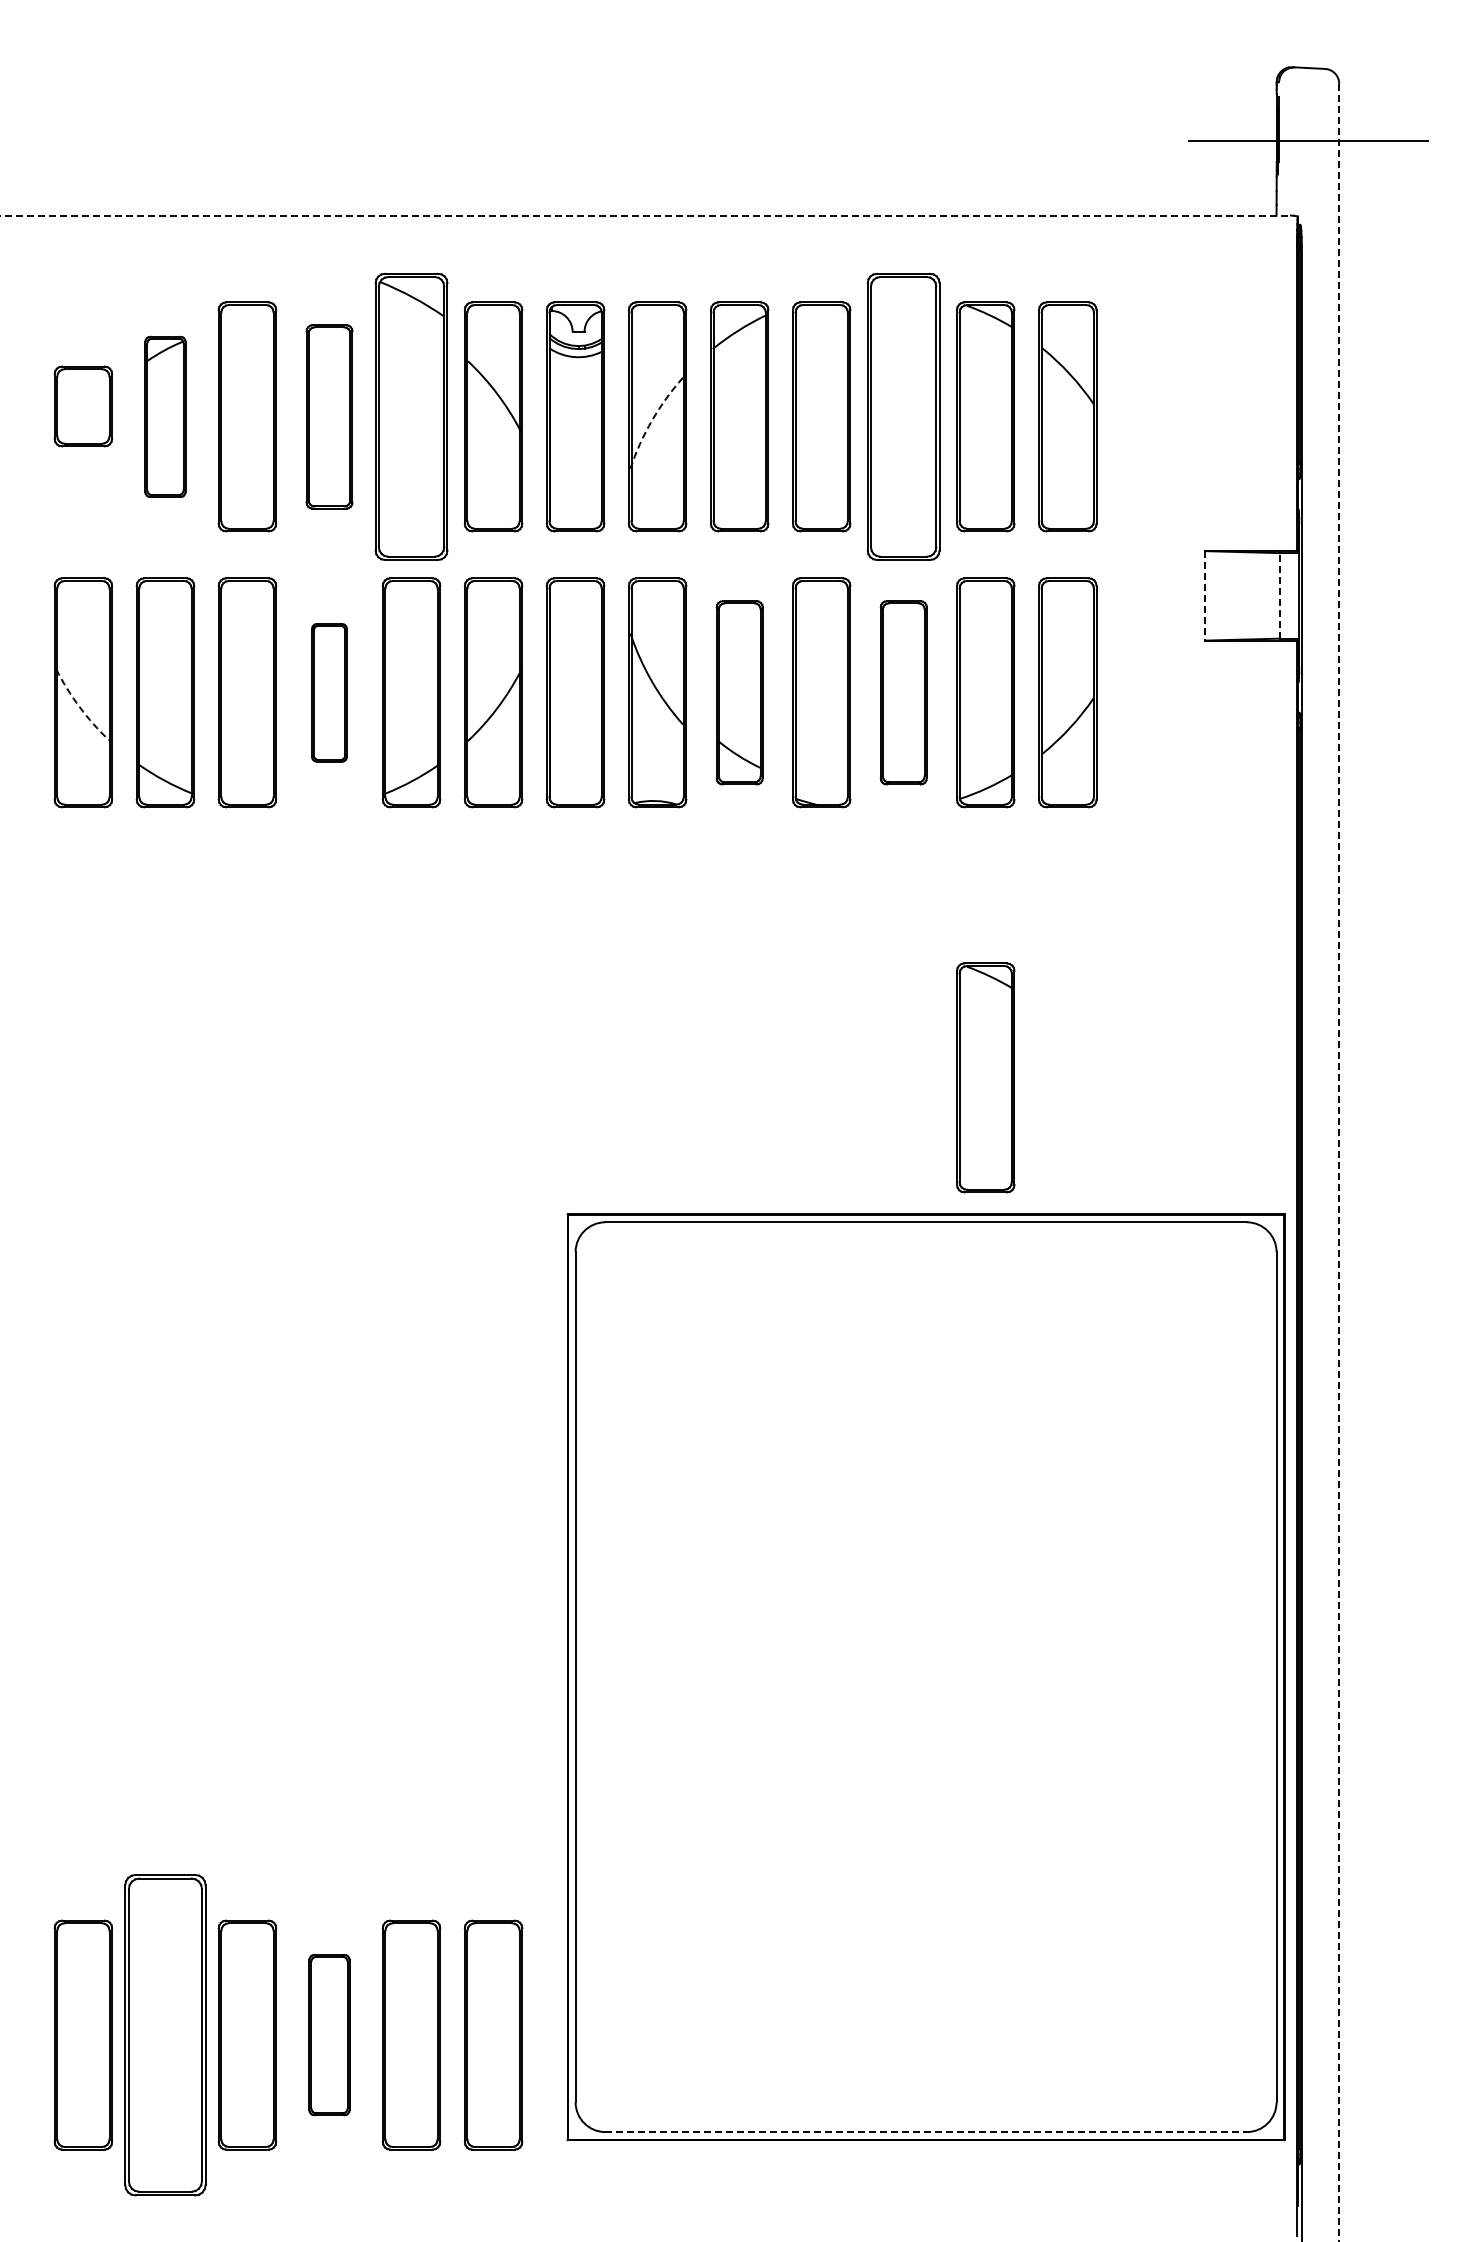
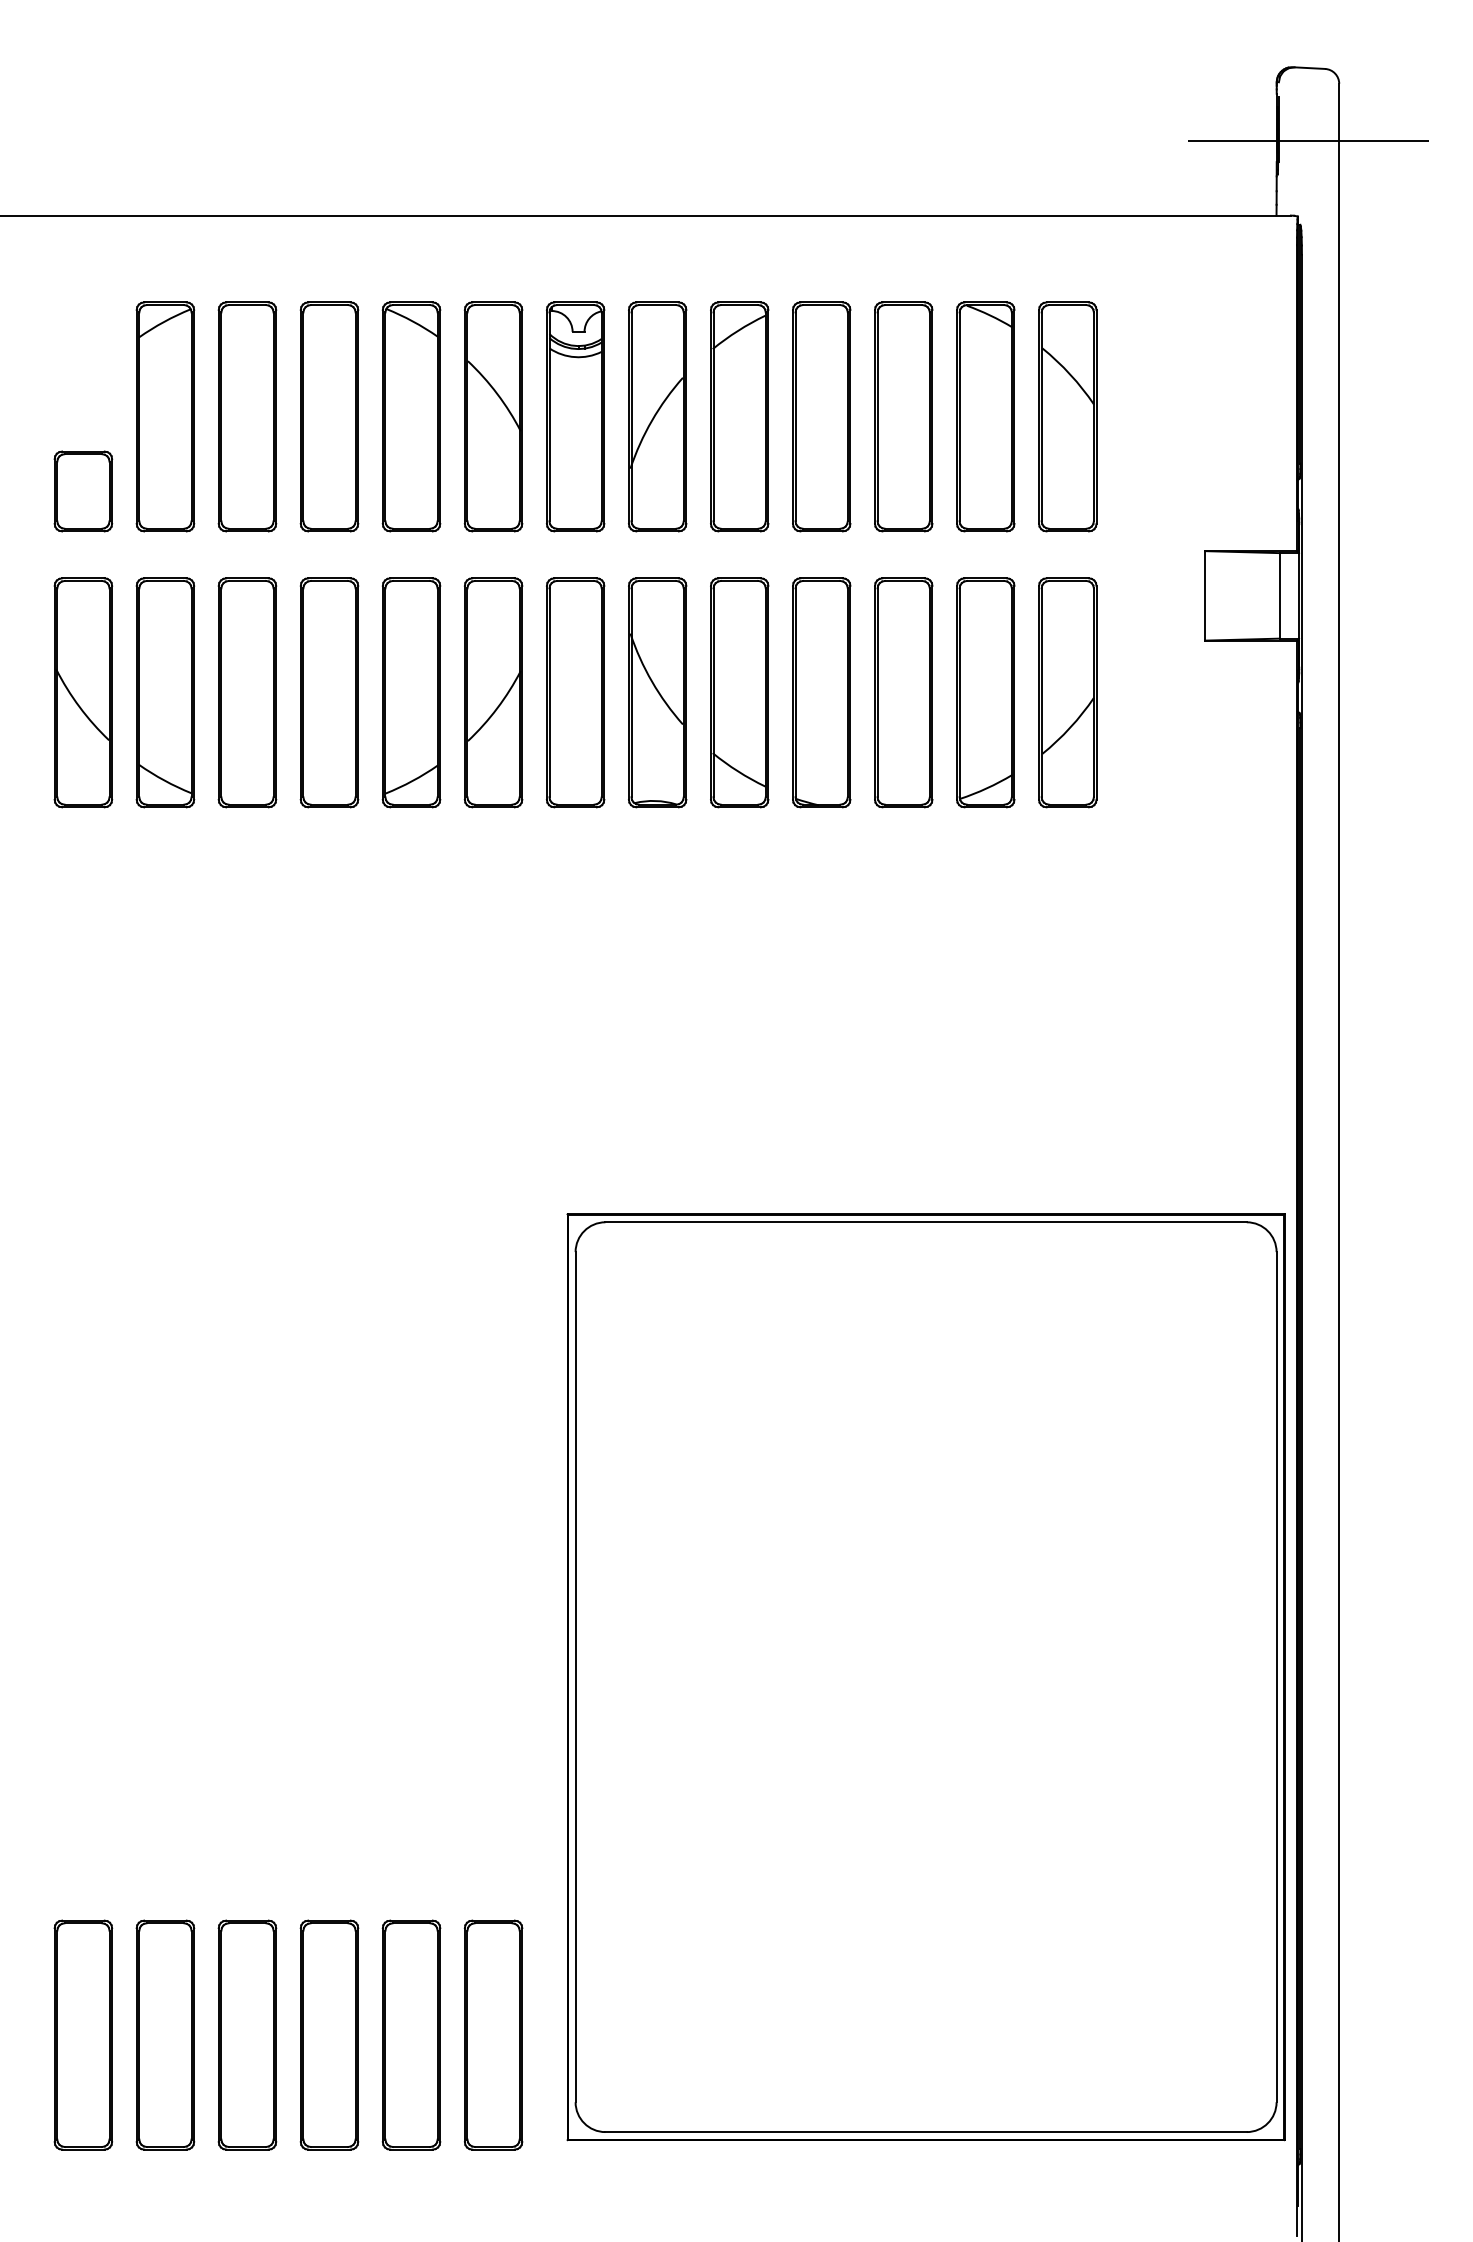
line: dashed -> solid (646, 215)
part position: (83, 406) -> (83, 491) (83, 491)
part size: 43x163 px -> 61x232 px (165, 416)
part size: 49x186 px -> 61x232 px (329, 416)
part size: 75x289 px -> 61x232 px (411, 416)
part size: 75x289 px -> 60x232 px (903, 416)
arc: dashed -> solid (652, 420)
line: dashed -> solid (1205, 595)
line: dashed -> solid (1279, 595)
part size: 37x140 px -> 61x232 px (329, 692)
part size: 49x186 px -> 60x232 px (739, 692)
part size: 49x186 px -> 60x232 px (903, 692)
arc: dashed -> solid (79, 707)
part: present -> none (985, 1077)
line: dashed -> solid (1339, 1162)
part size: 83x323 px -> 61x232 px (165, 2034)
part size: 43x163 px -> 61x232 px (329, 2034)
line: dashed -> solid (926, 2132)
